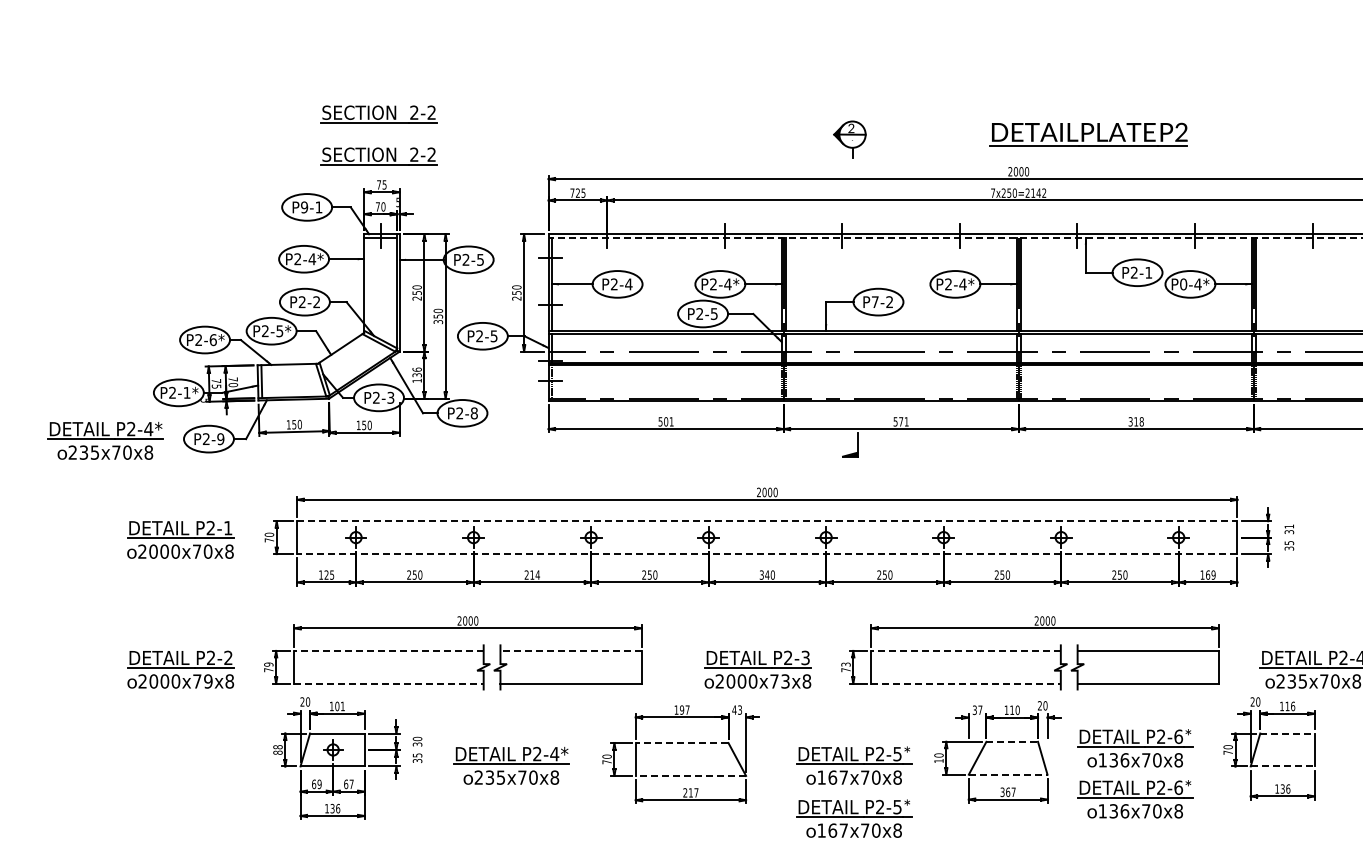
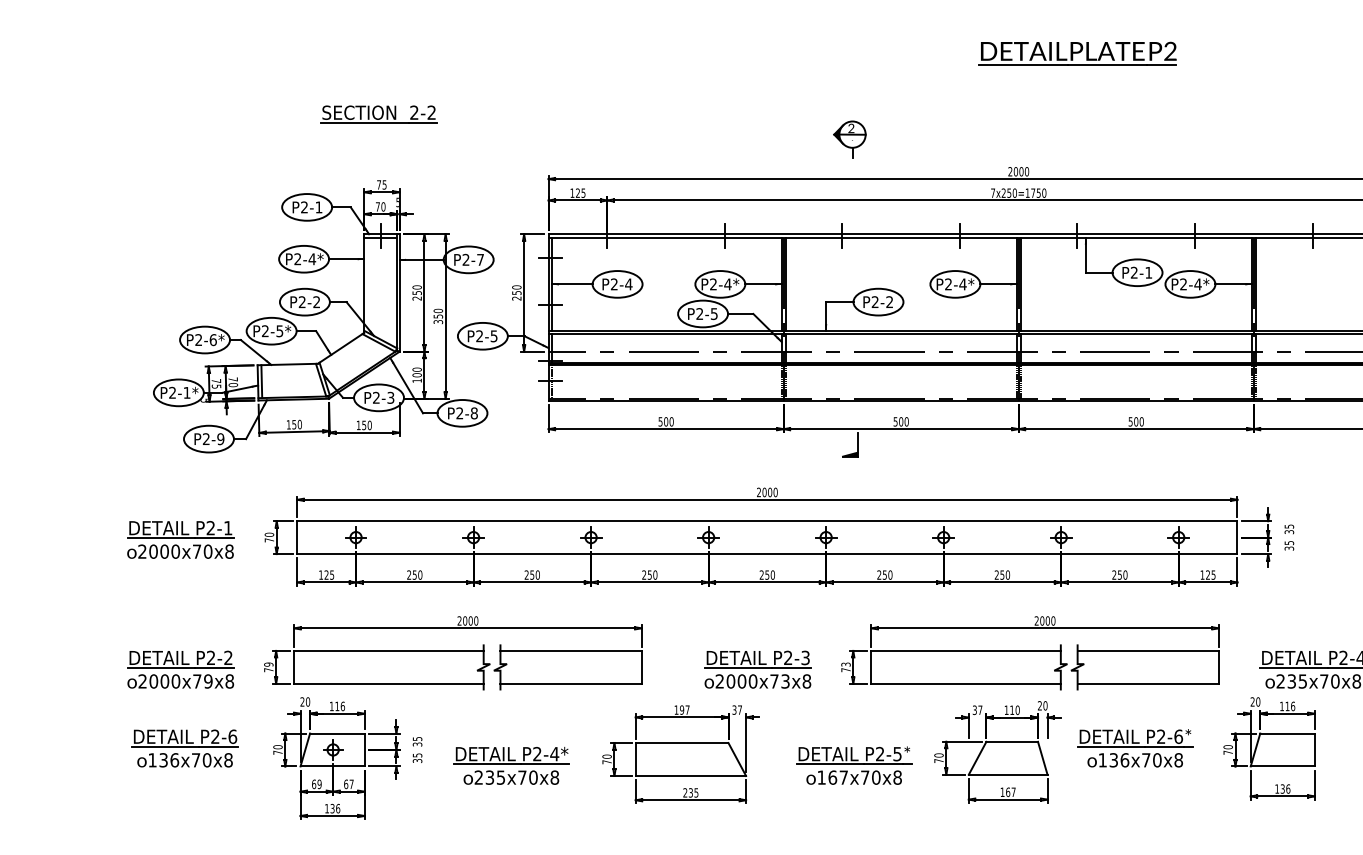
part position: (1088, 134) -> (1077, 53) (1077, 53)
part: present -> none (378, 156)
text: 725 -> 125 (572, 192)
text: 7x250=2142 -> 7x250=1750 (1035, 192)
text: P9-1 -> P2-1 (304, 207)
line: dashed -> solid (955, 238)
text: P2-5 -> P2-7 (480, 259)
text: P0-4* -> P2-4* (1183, 284)
text: P7-2 -> P2-2 (874, 301)
text: 136 -> 100 (416, 372)
text: 501 -> 500 (671, 421)
text: 571 -> 500 (903, 421)
text: 318 -> 500 (1135, 421)
part: present -> none (105, 440)
line: dashed -> solid (767, 521)
text: 31 -> 35 (1289, 526)
line: dashed -> solid (766, 554)
text: 214 -> 250 (534, 574)
text: 340 -> 250 (764, 574)
text: 169 -> 125 (1210, 574)
line: dashed -> solid (388, 650)
line: dashed -> solid (571, 650)
line: dashed -> solid (966, 650)
line: dashed -> solid (388, 683)
line: dashed -> solid (966, 683)
text: 101 -> 116 (339, 706)
text: 43 -> 37 (736, 709)
line: dashed -> solid (1288, 733)
text: 30 -> 35 (417, 738)
line: dashed -> solid (1012, 741)
line: dashed -> solid (681, 743)
part: none -> present (184, 748)
text: 88 -> 70 (277, 749)
text: 10 -> 70 (938, 760)
line: dashed -> solid (1283, 766)
line: dashed -> solid (1008, 774)
line: dashed -> solid (690, 775)
text: 217 -> 235 (693, 792)
text: 367 -> 167 (1002, 792)
part: present -> none (1135, 799)
part: present -> none (854, 818)
